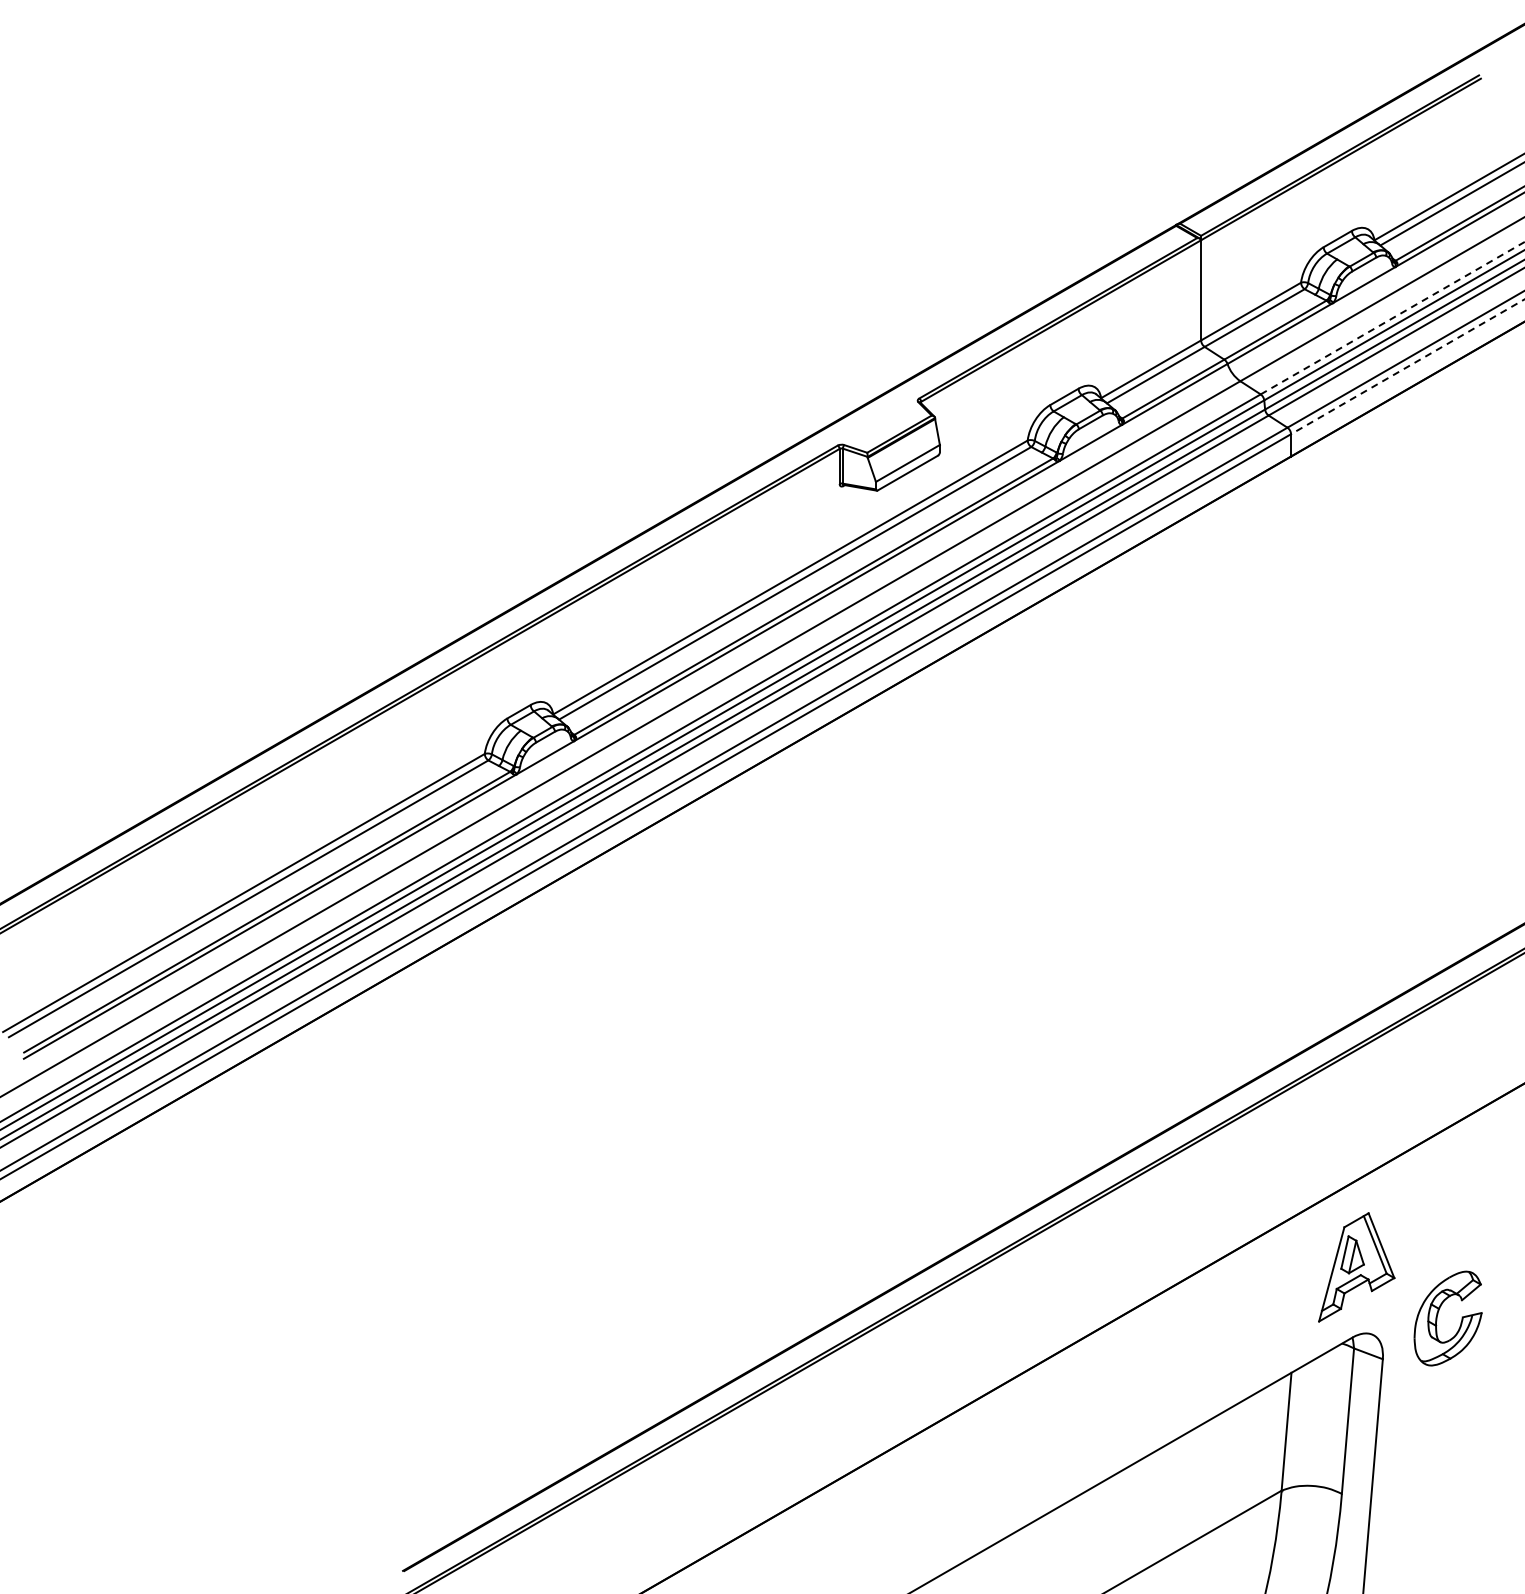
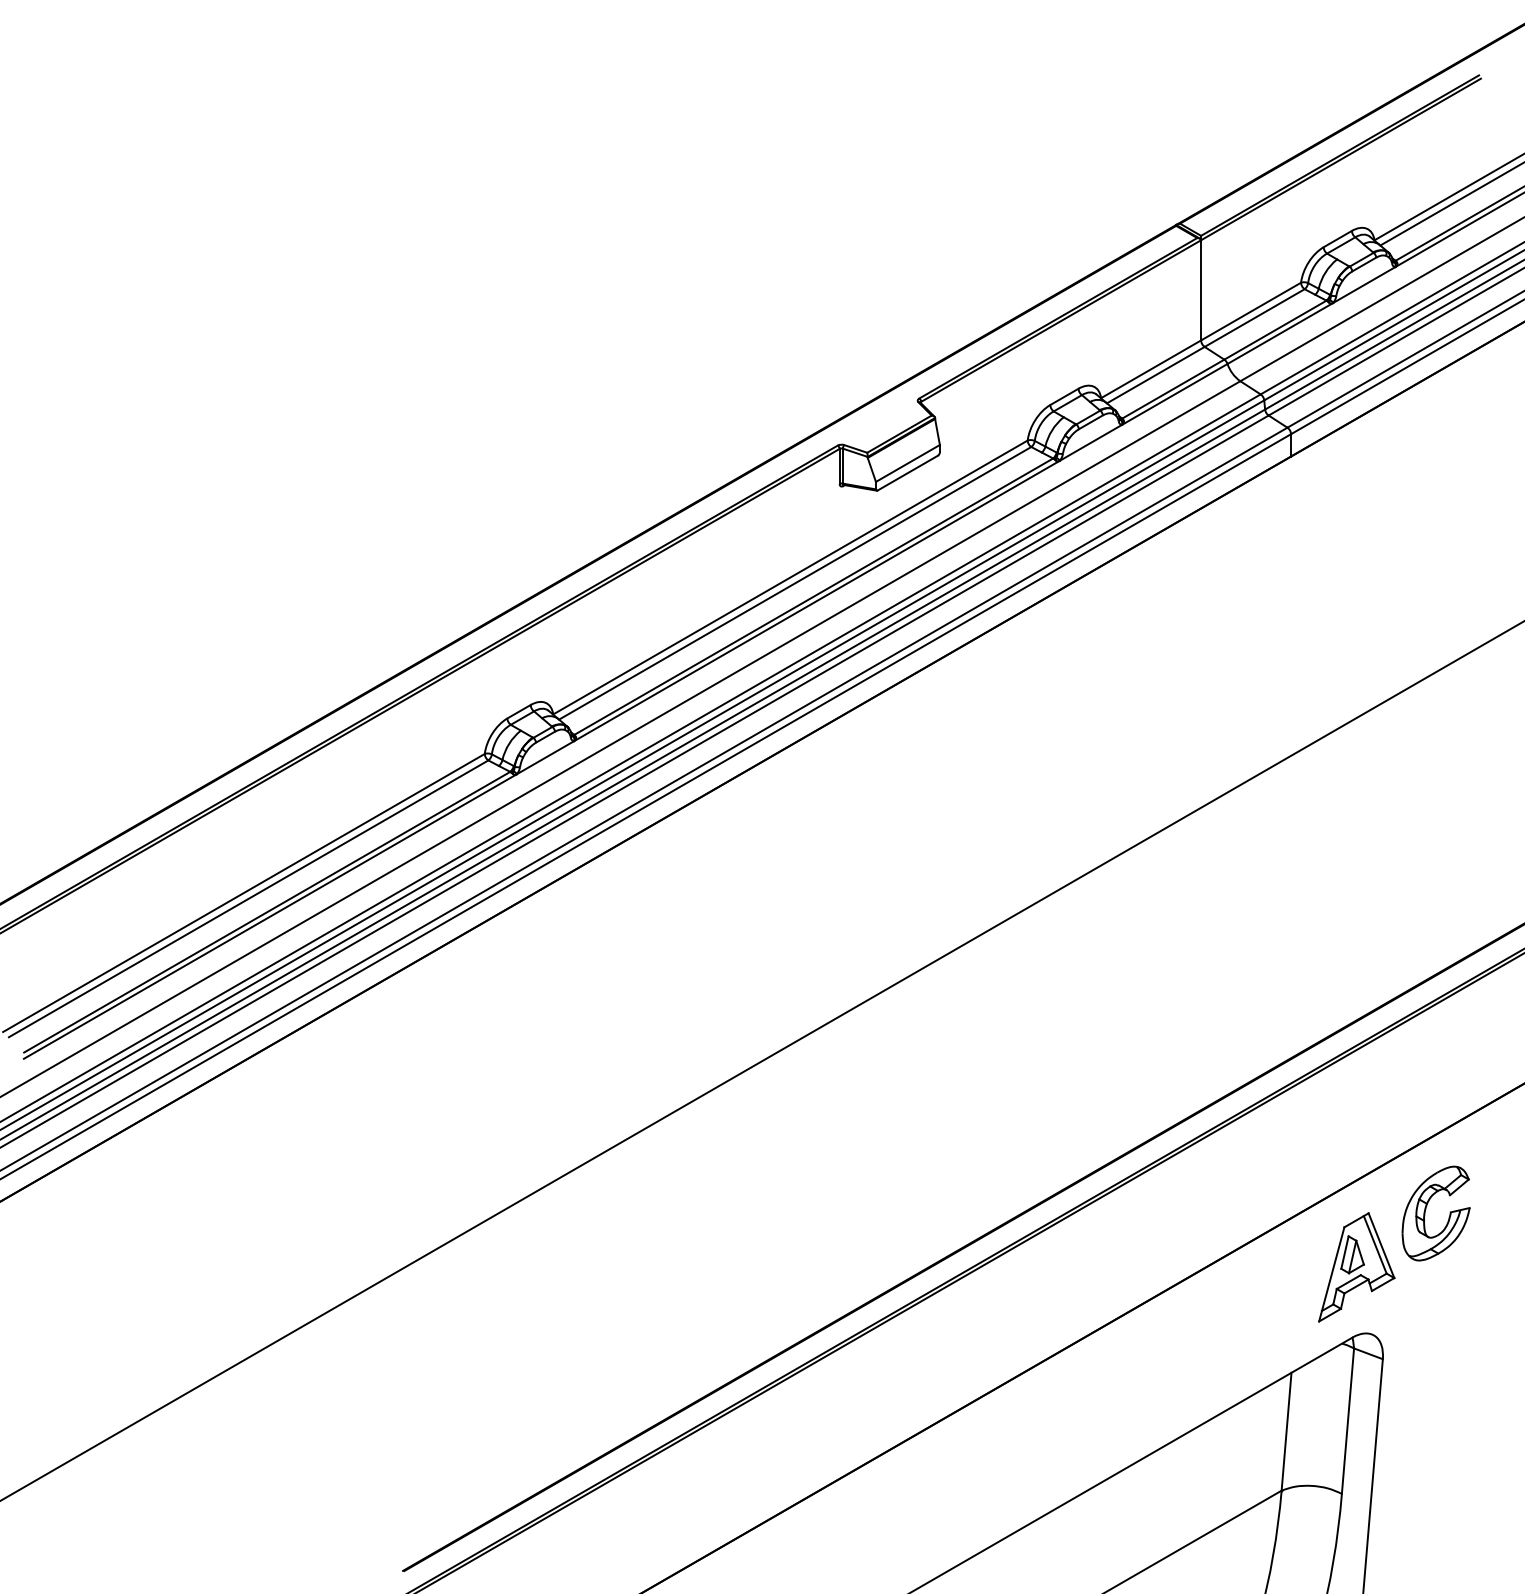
line: dashed -> solid (1393, 317)
line: dashed -> solid (1407, 366)
line: none -> present (761, 1060)
part position: (1438, 1314) -> (1426, 1209) (1426, 1209)
